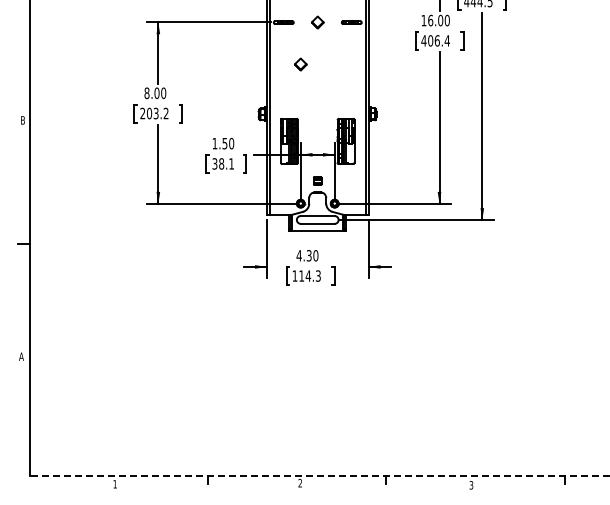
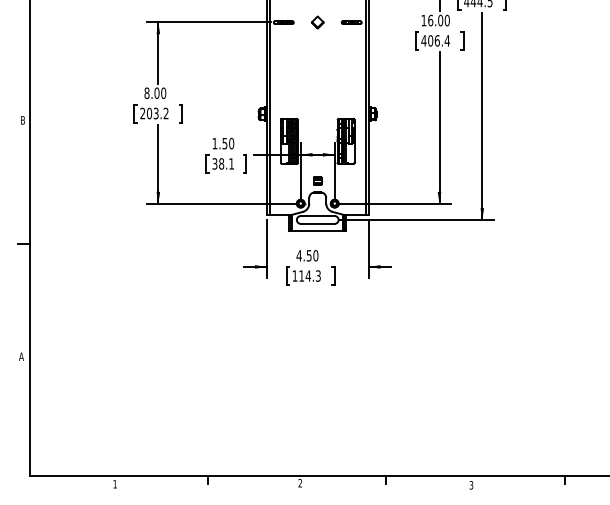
part: present -> none (300, 64)
text: 4.30 -> 4.50 (309, 254)
line: dashed -> solid (319, 476)
